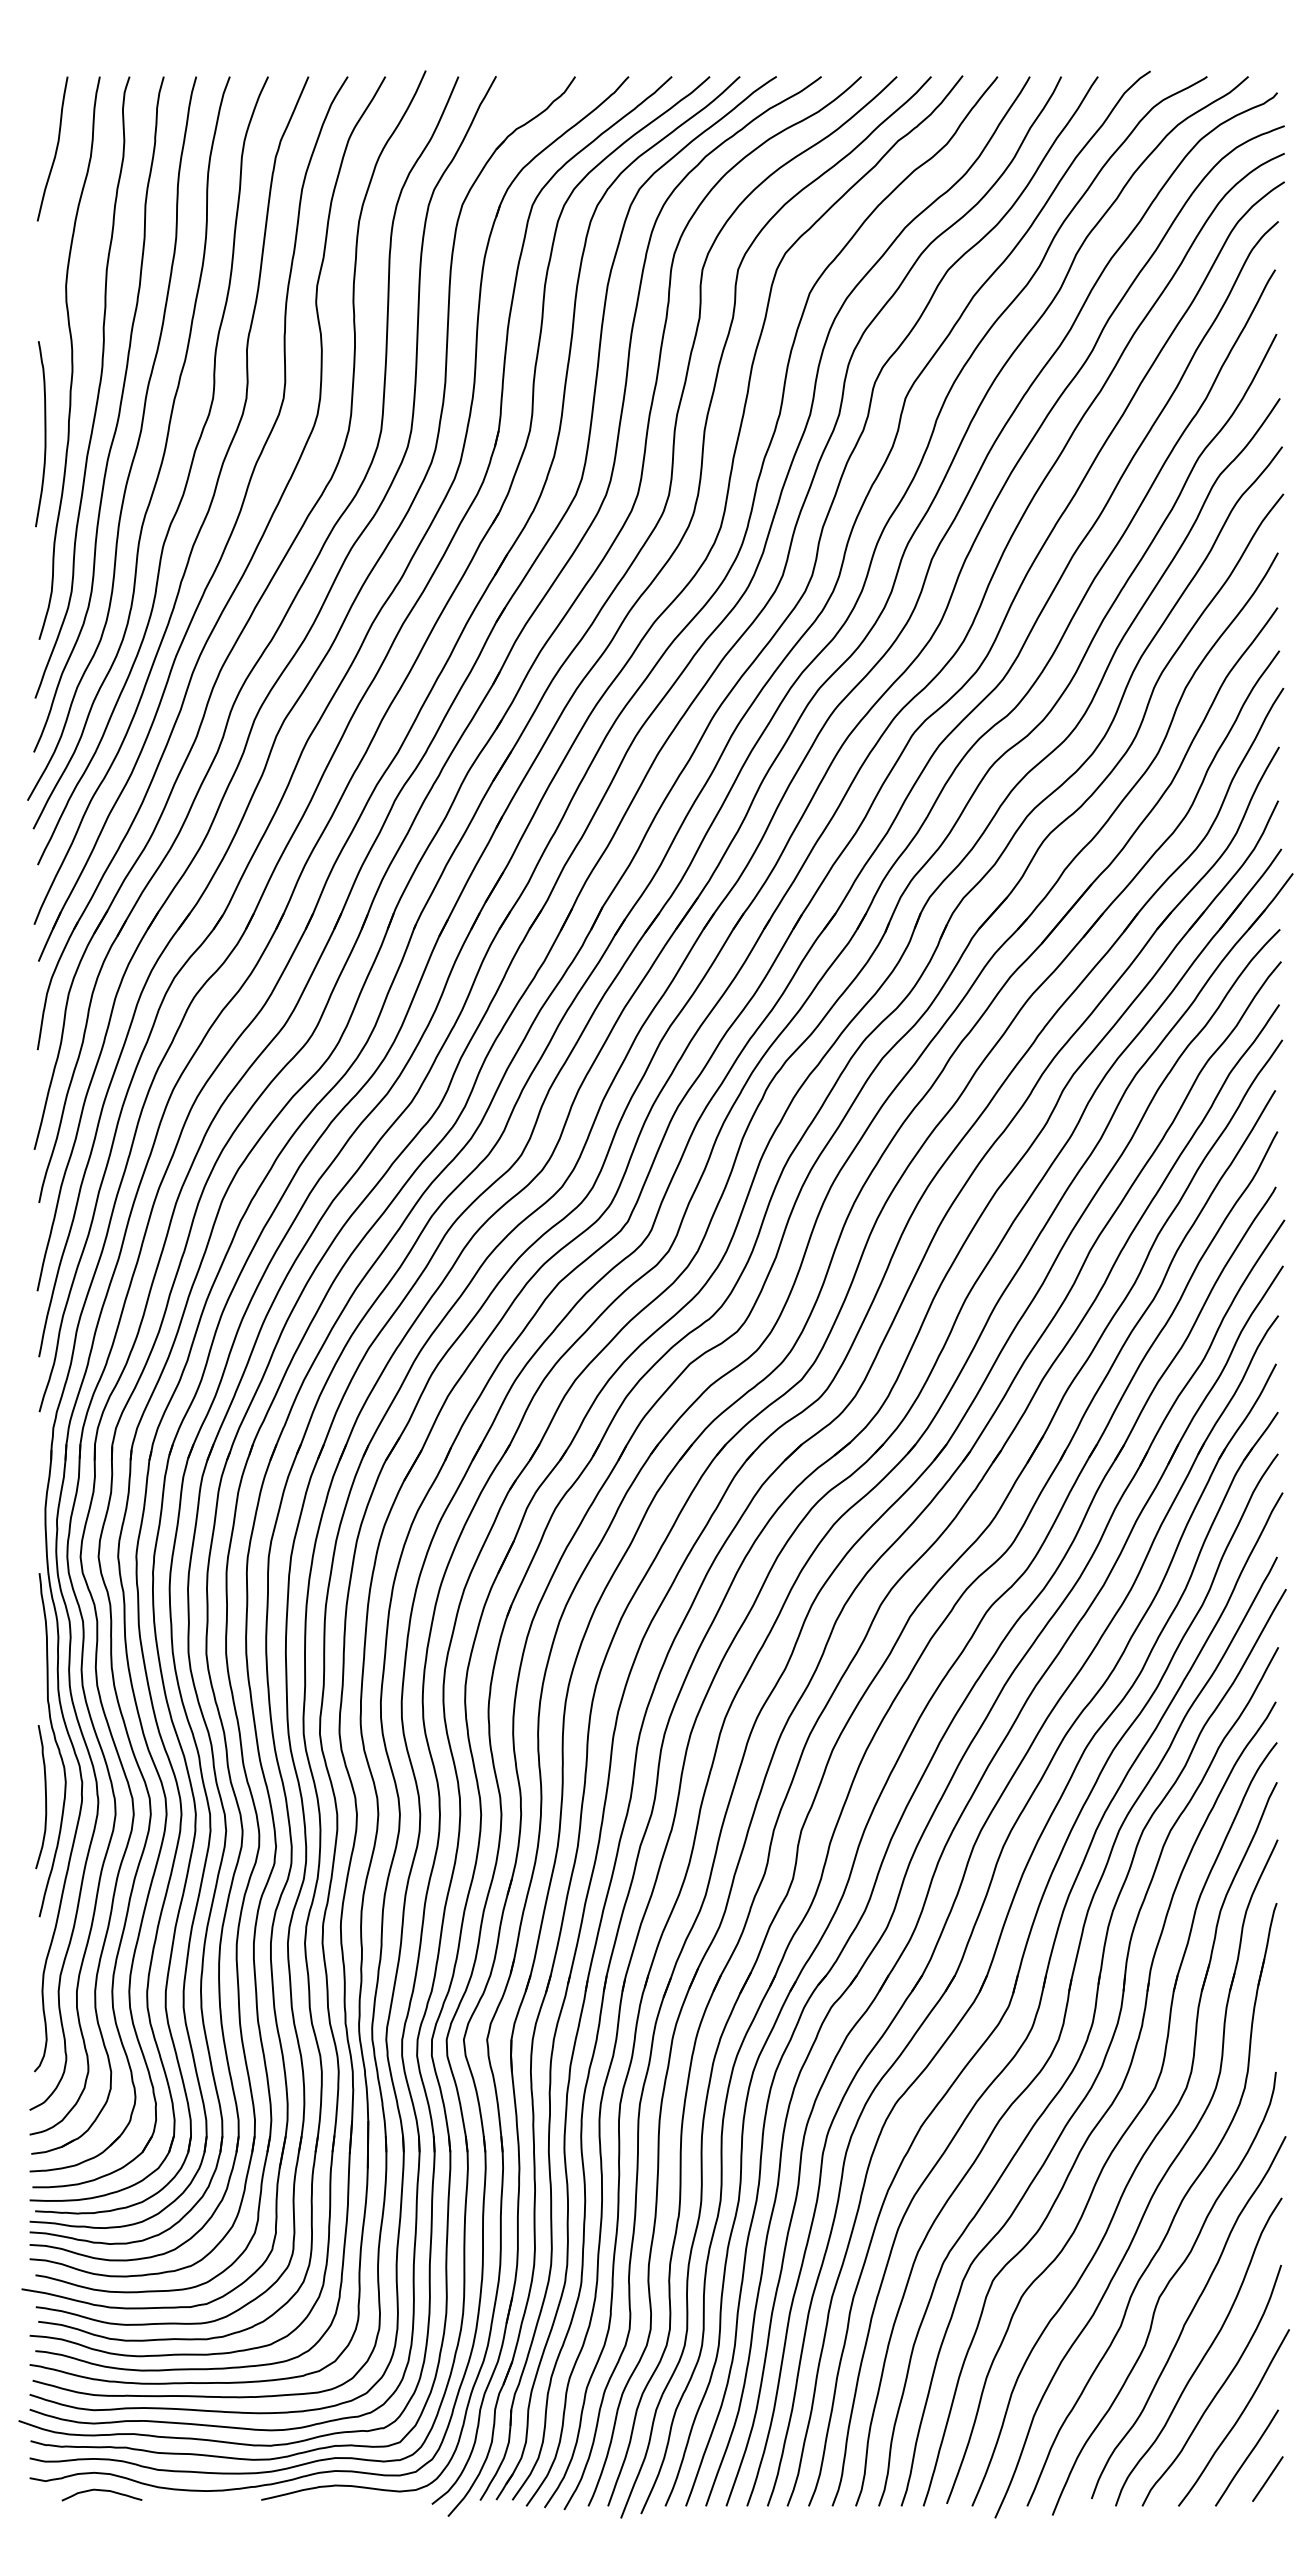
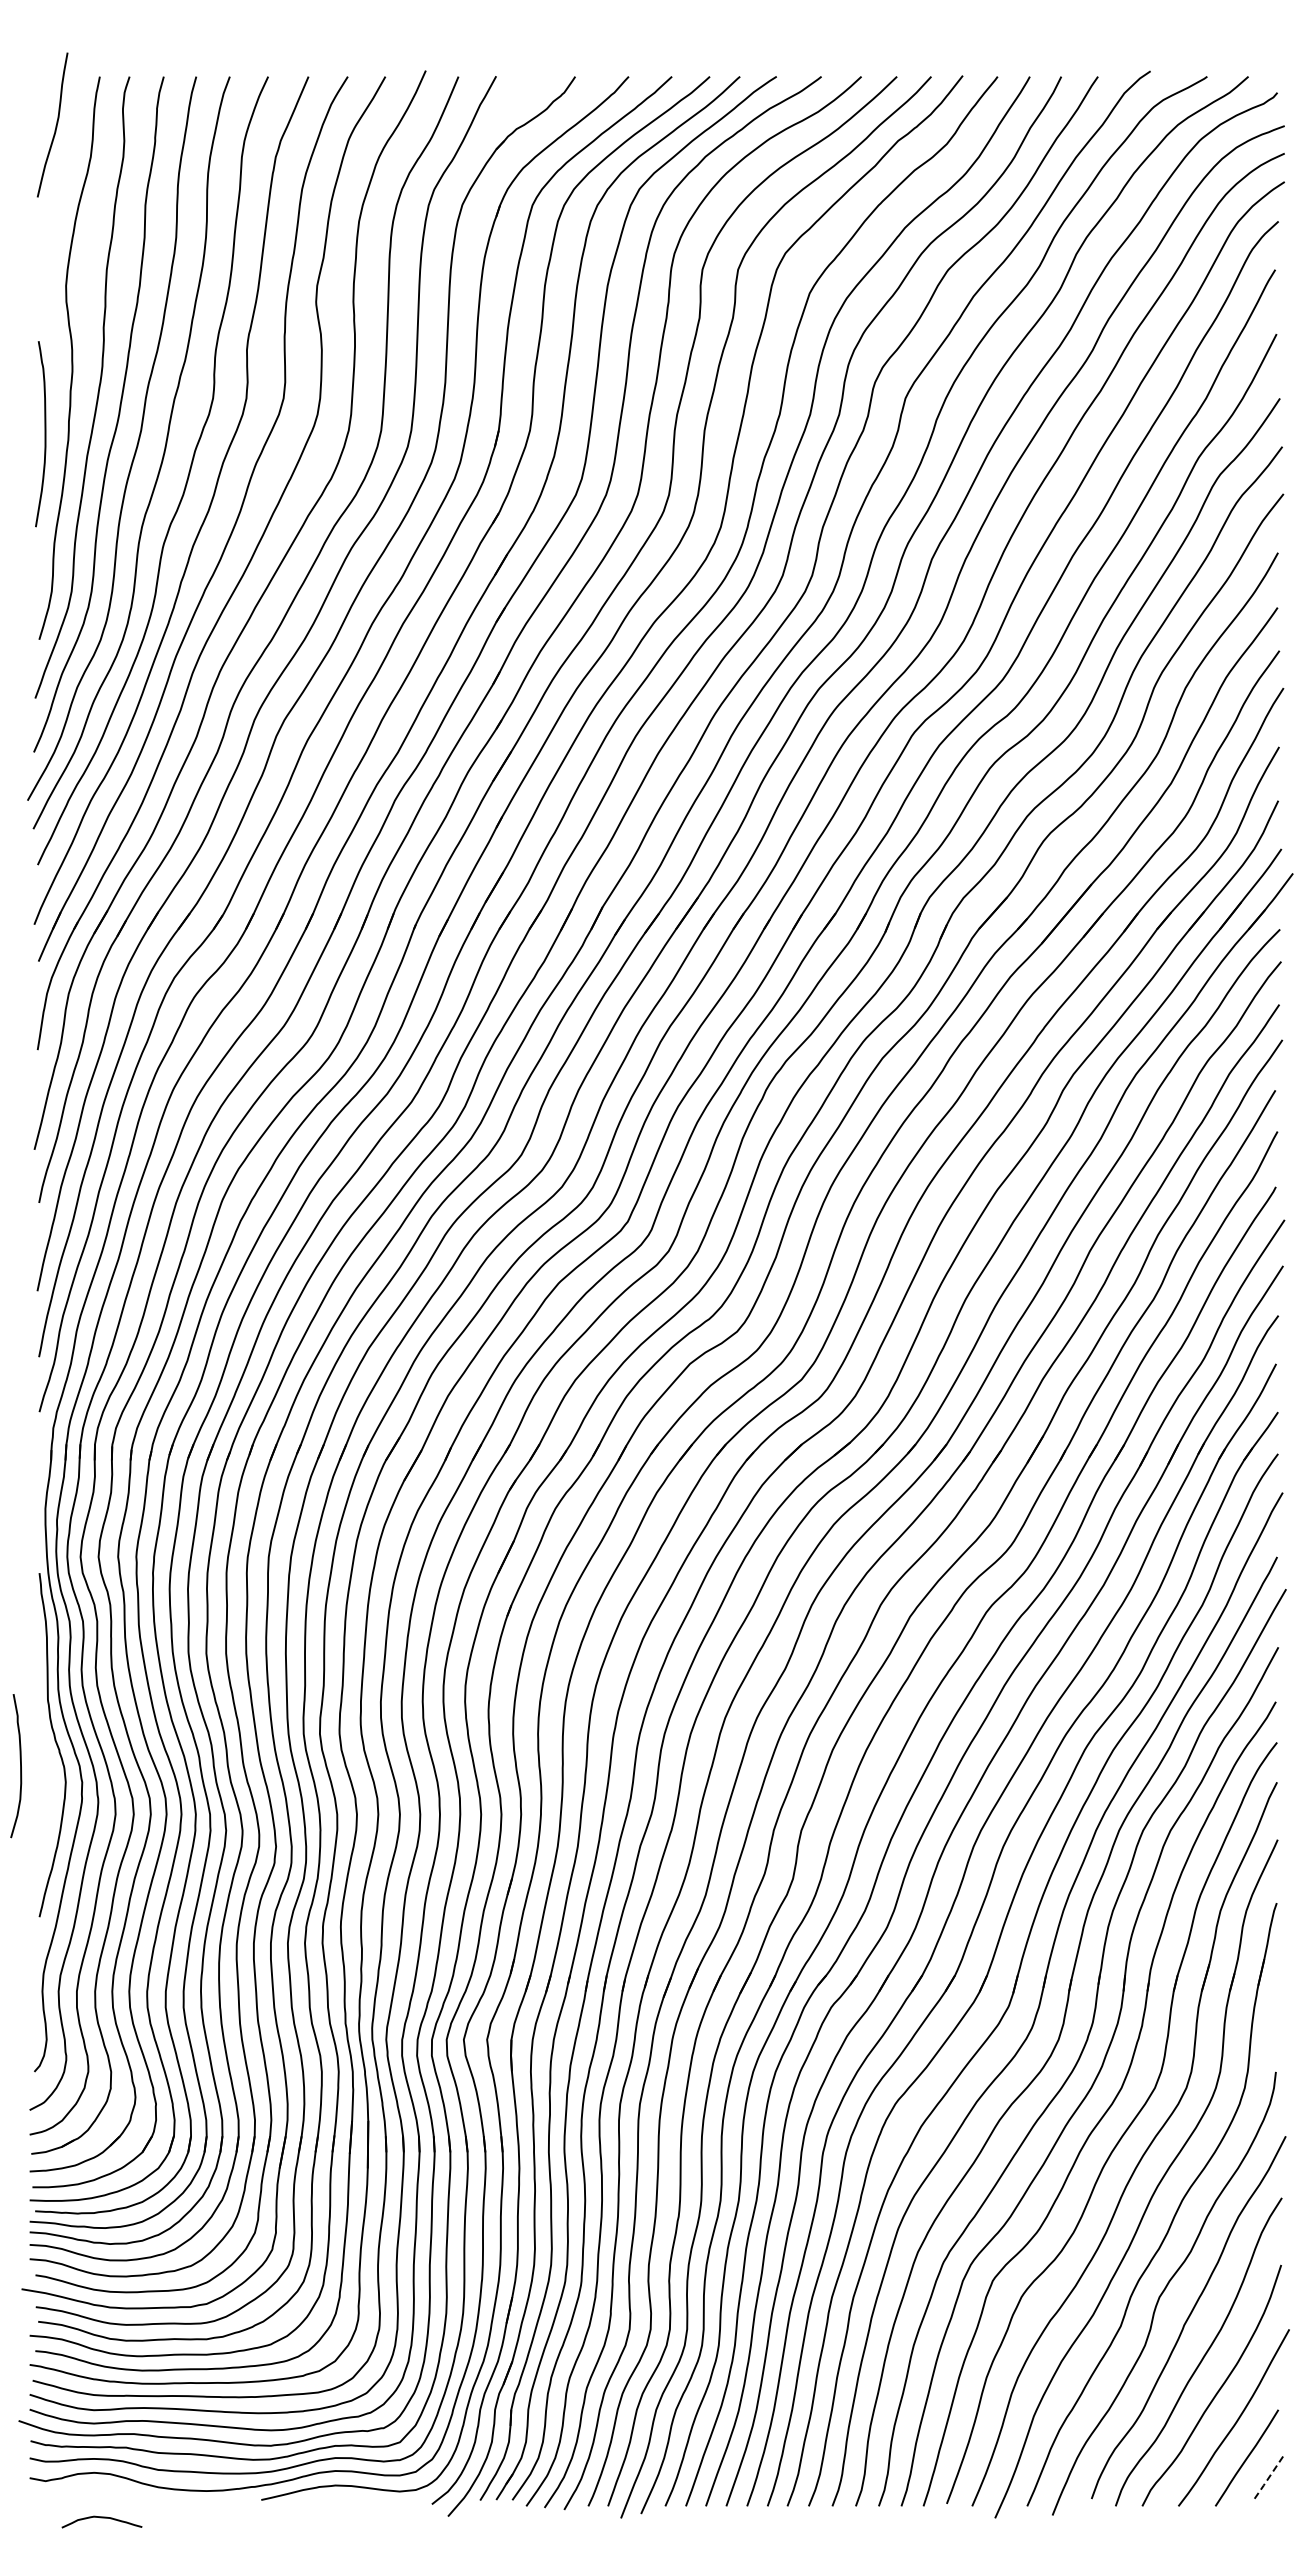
curve position: (55, 149) -> (55, 125) (55, 125)
curve position: (45, 1797) -> (20, 1766) (20, 1766)
line: solid -> dashed (1267, 2479)
curve position: (101, 2491) -> (101, 2518) (101, 2518)
